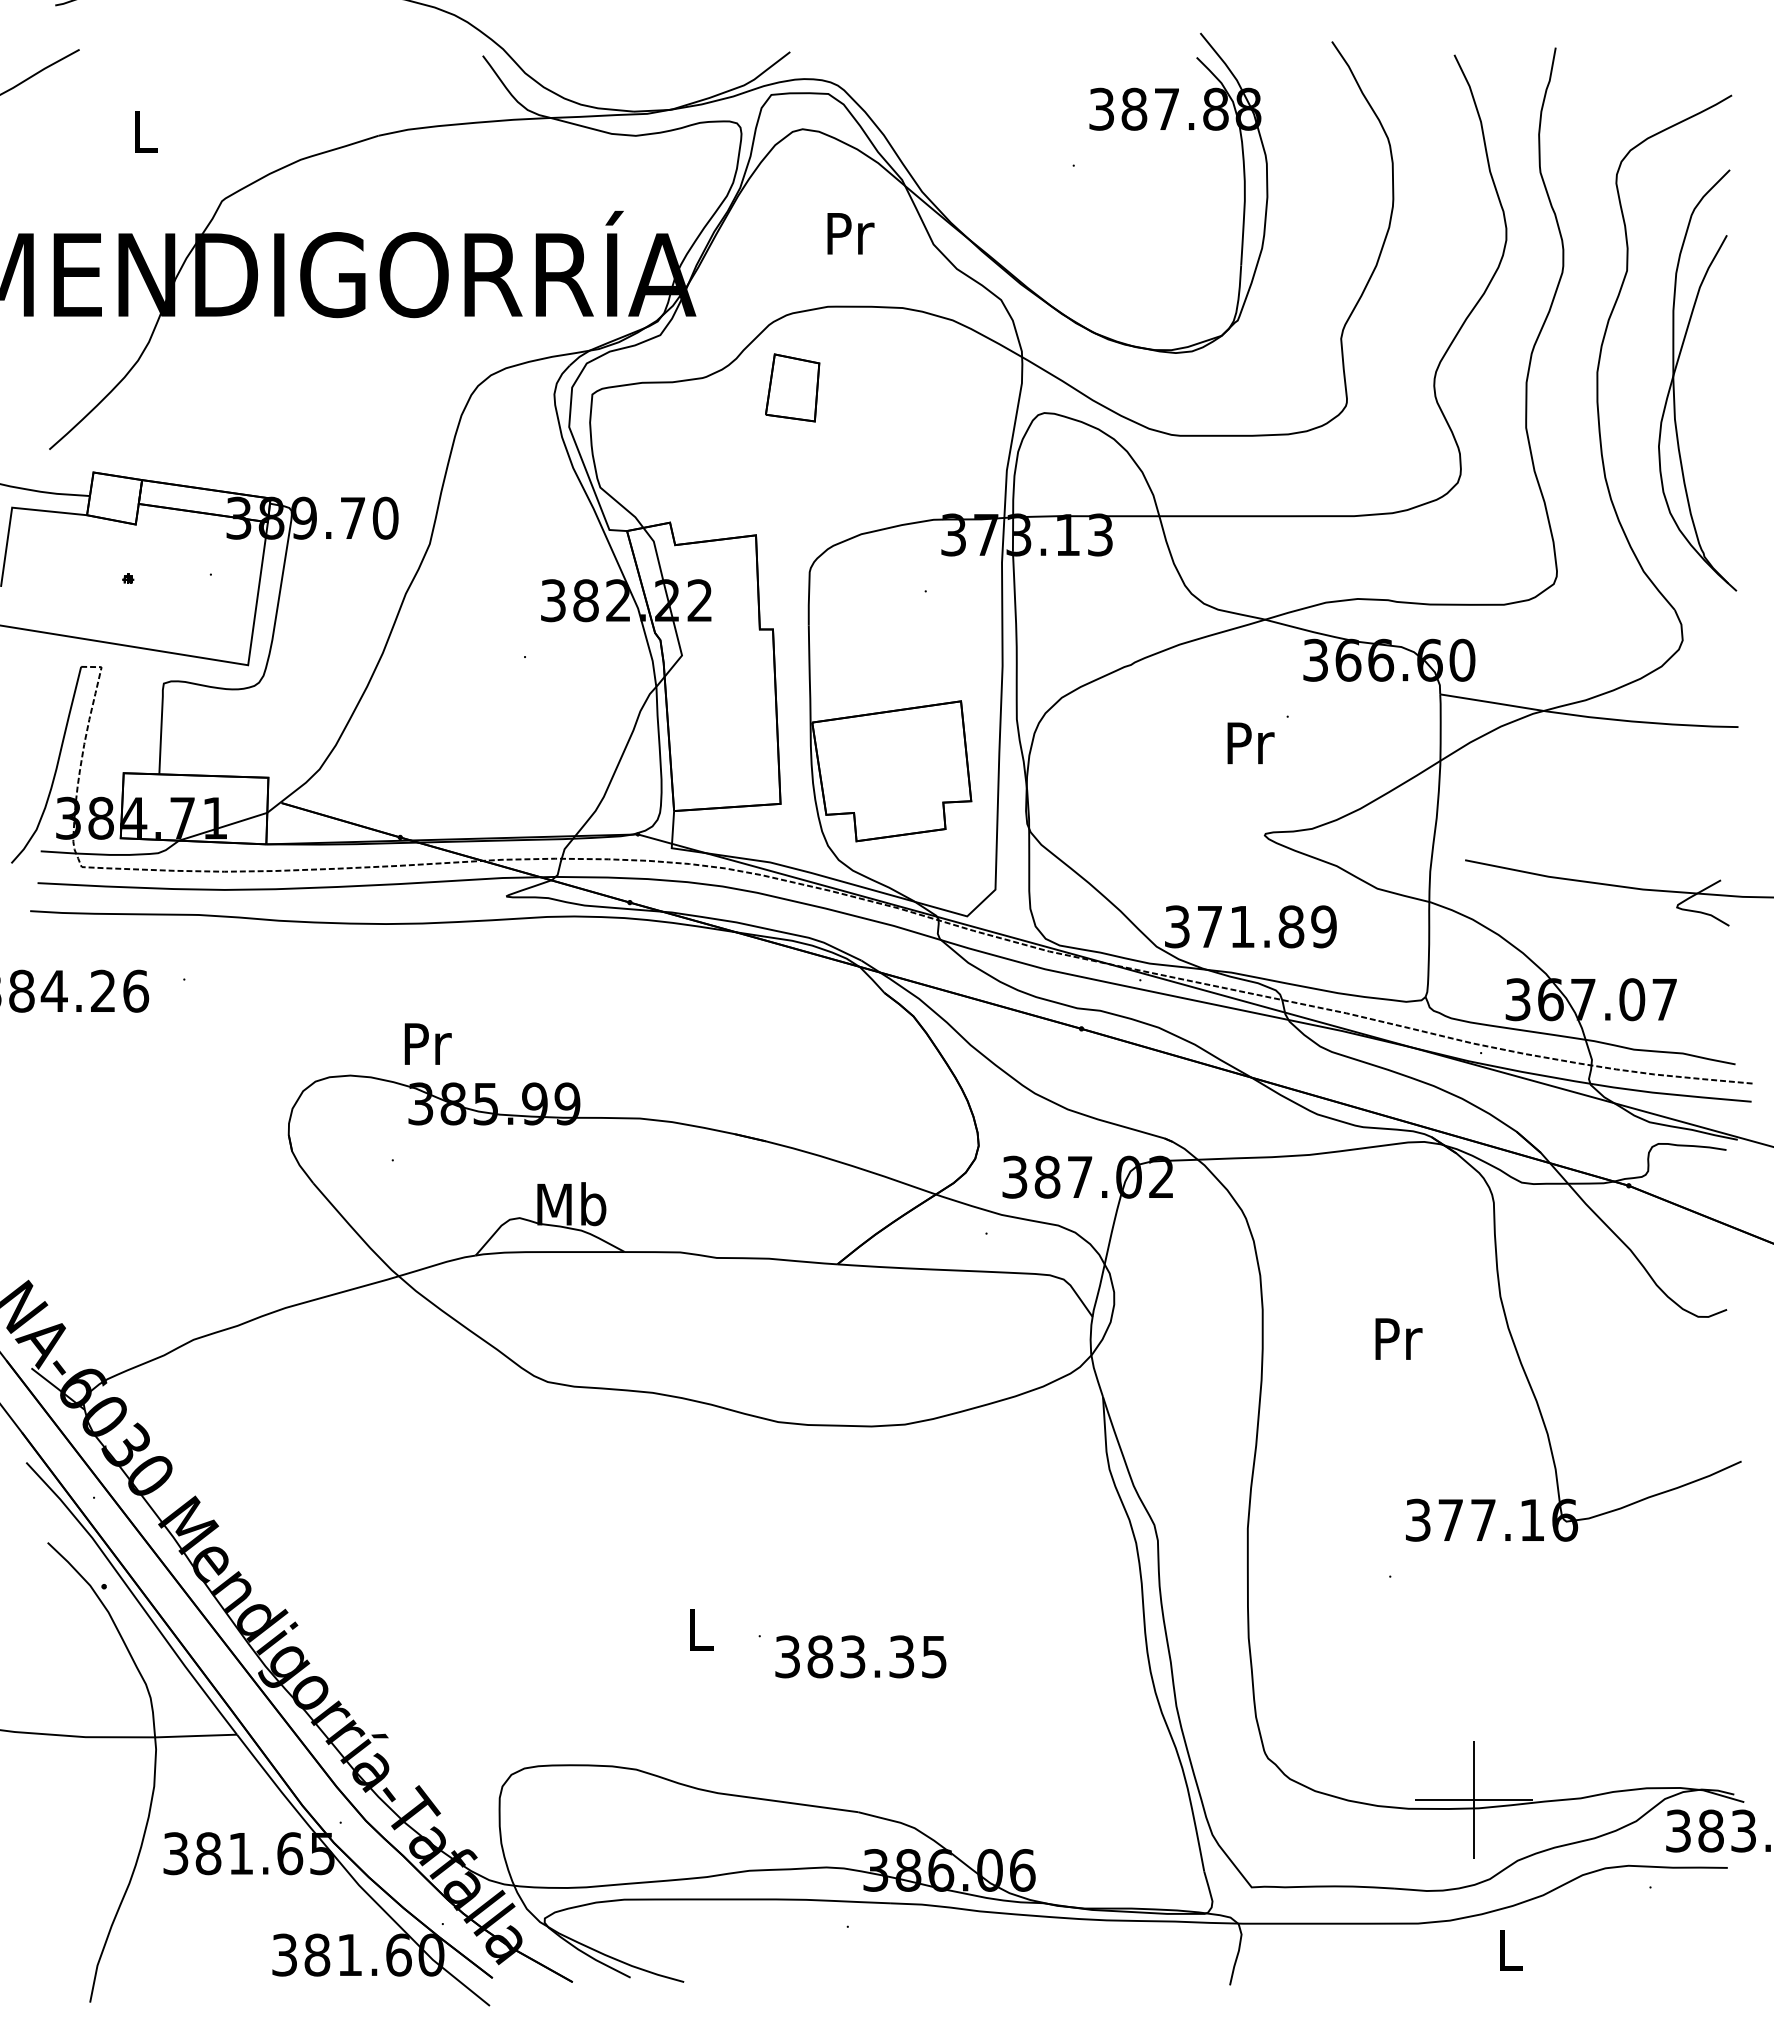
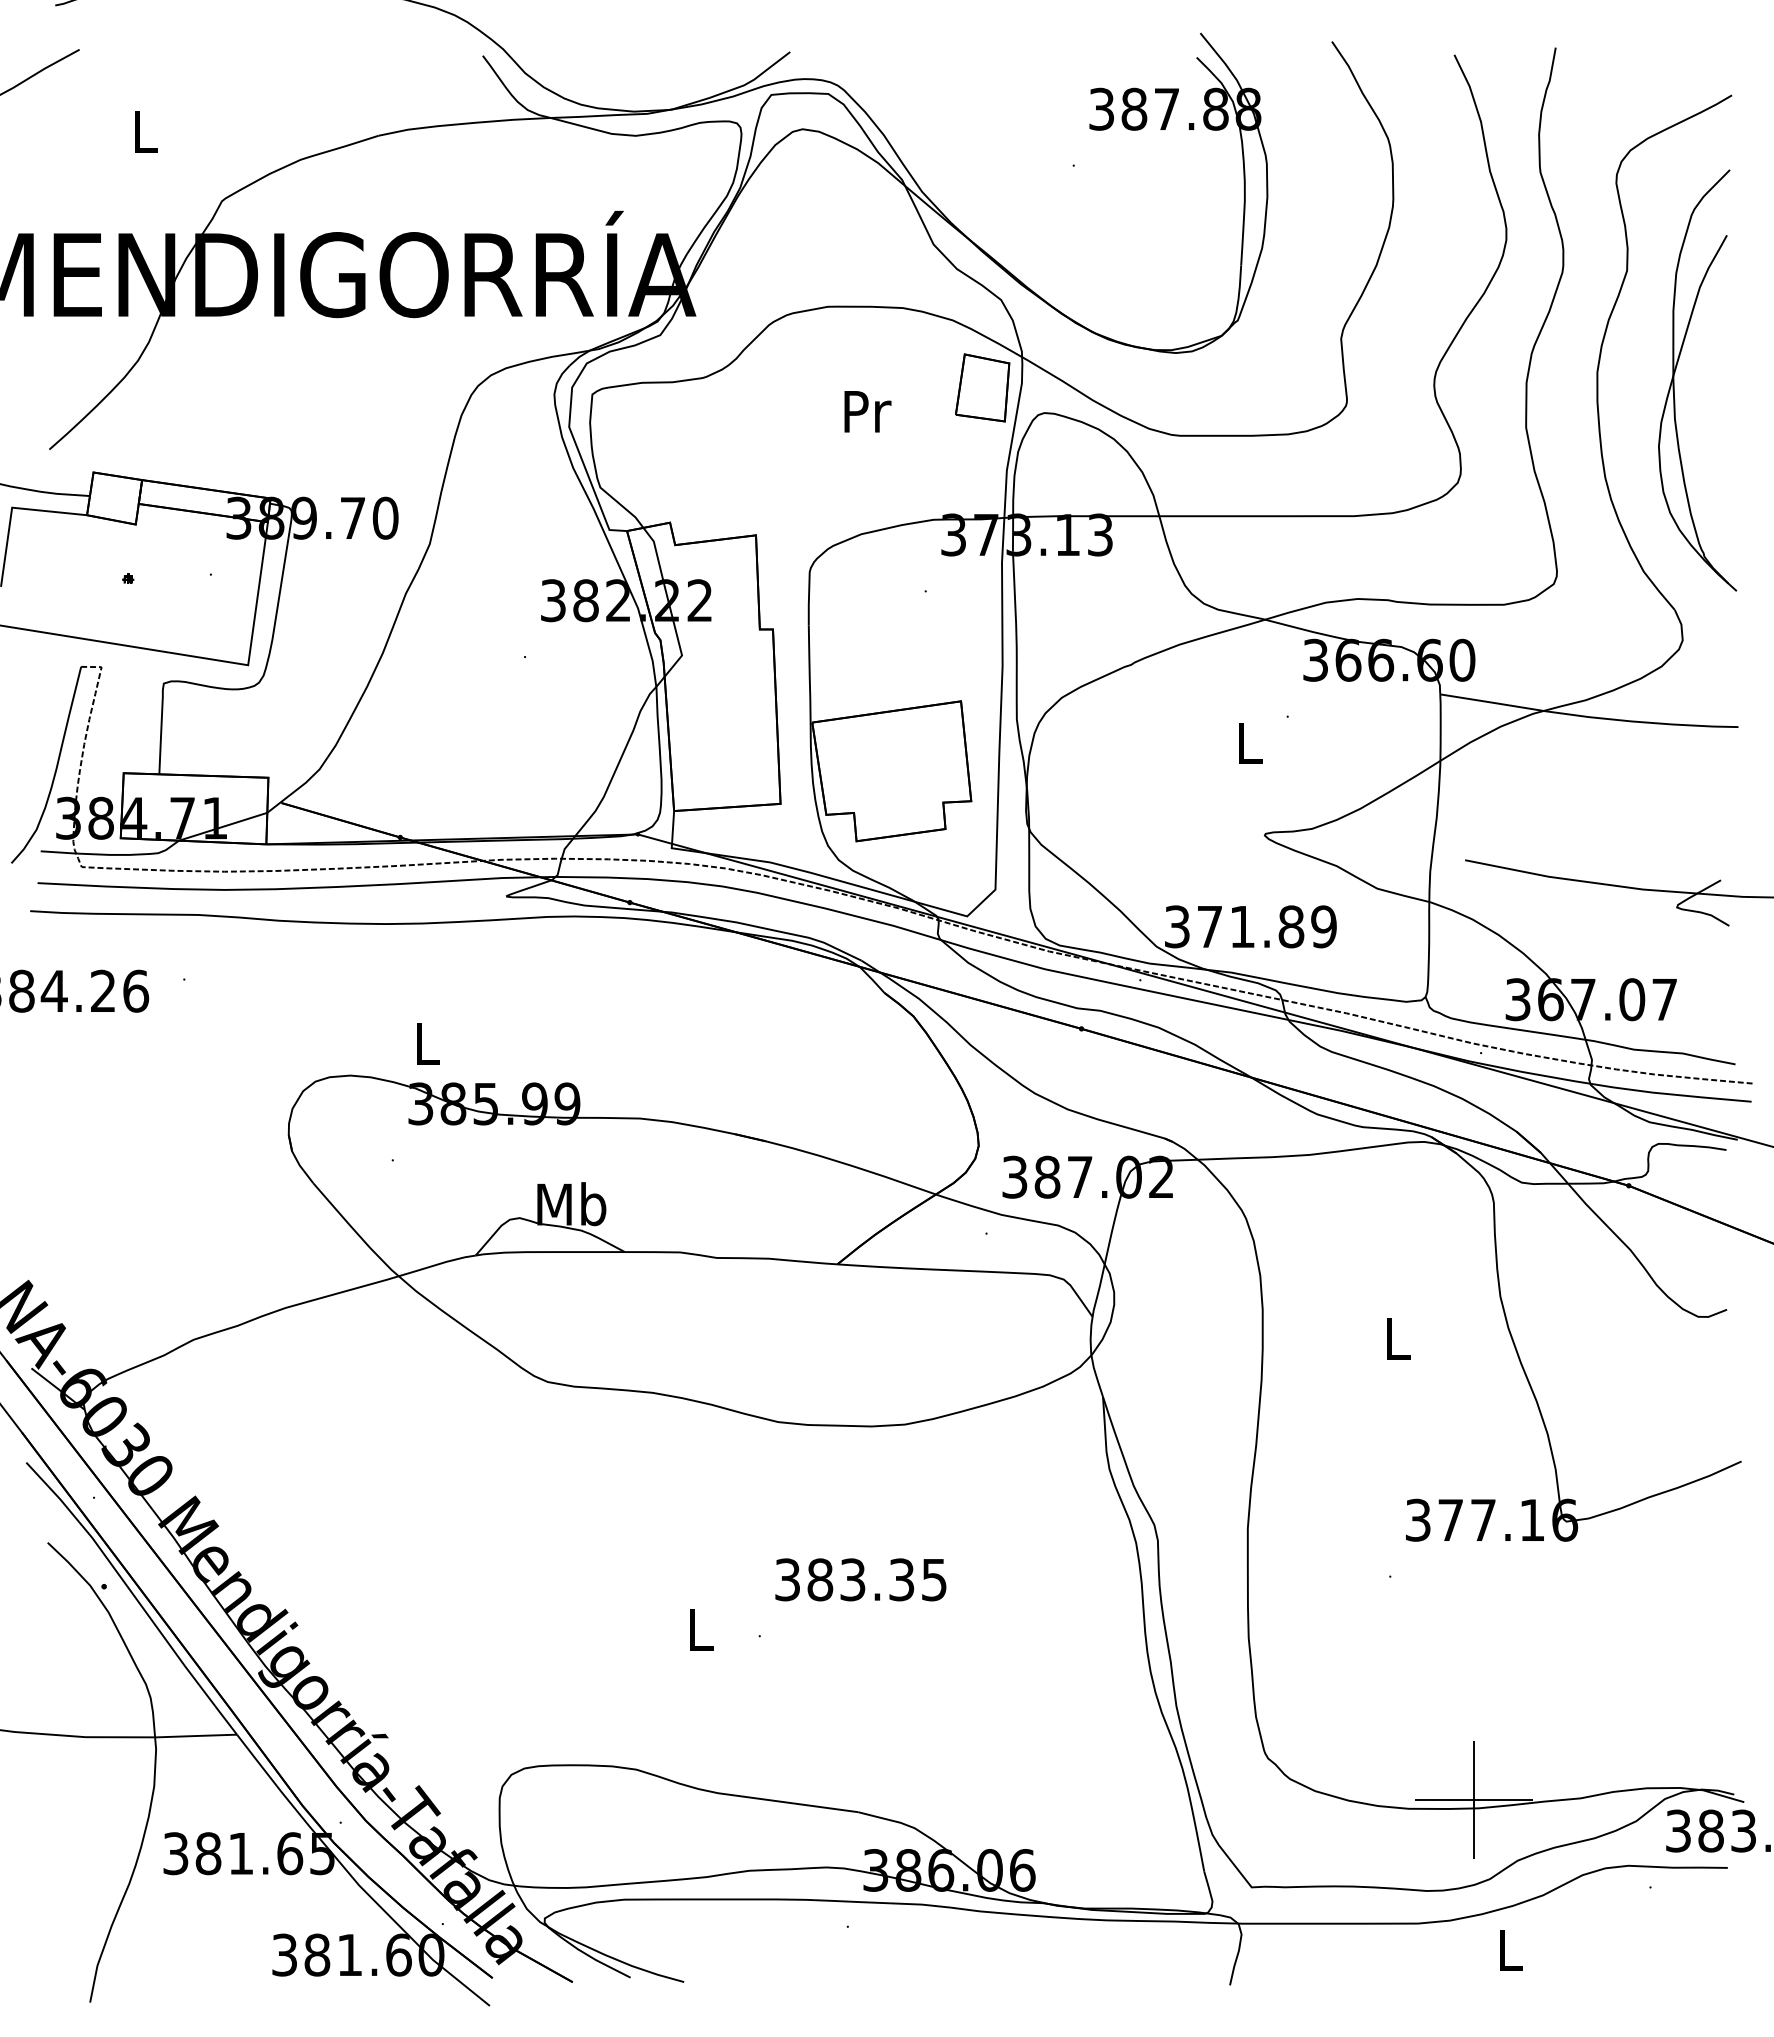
text position: (850, 233) -> (867, 411) (867, 411)
part position: (792, 387) -> (982, 387) (982, 387)
text: Pr -> L (1250, 743)
text: Pr -> L (427, 1043)
text: Pr -> L (1398, 1338)
text position: (860, 1656) -> (860, 1579) (860, 1579)
